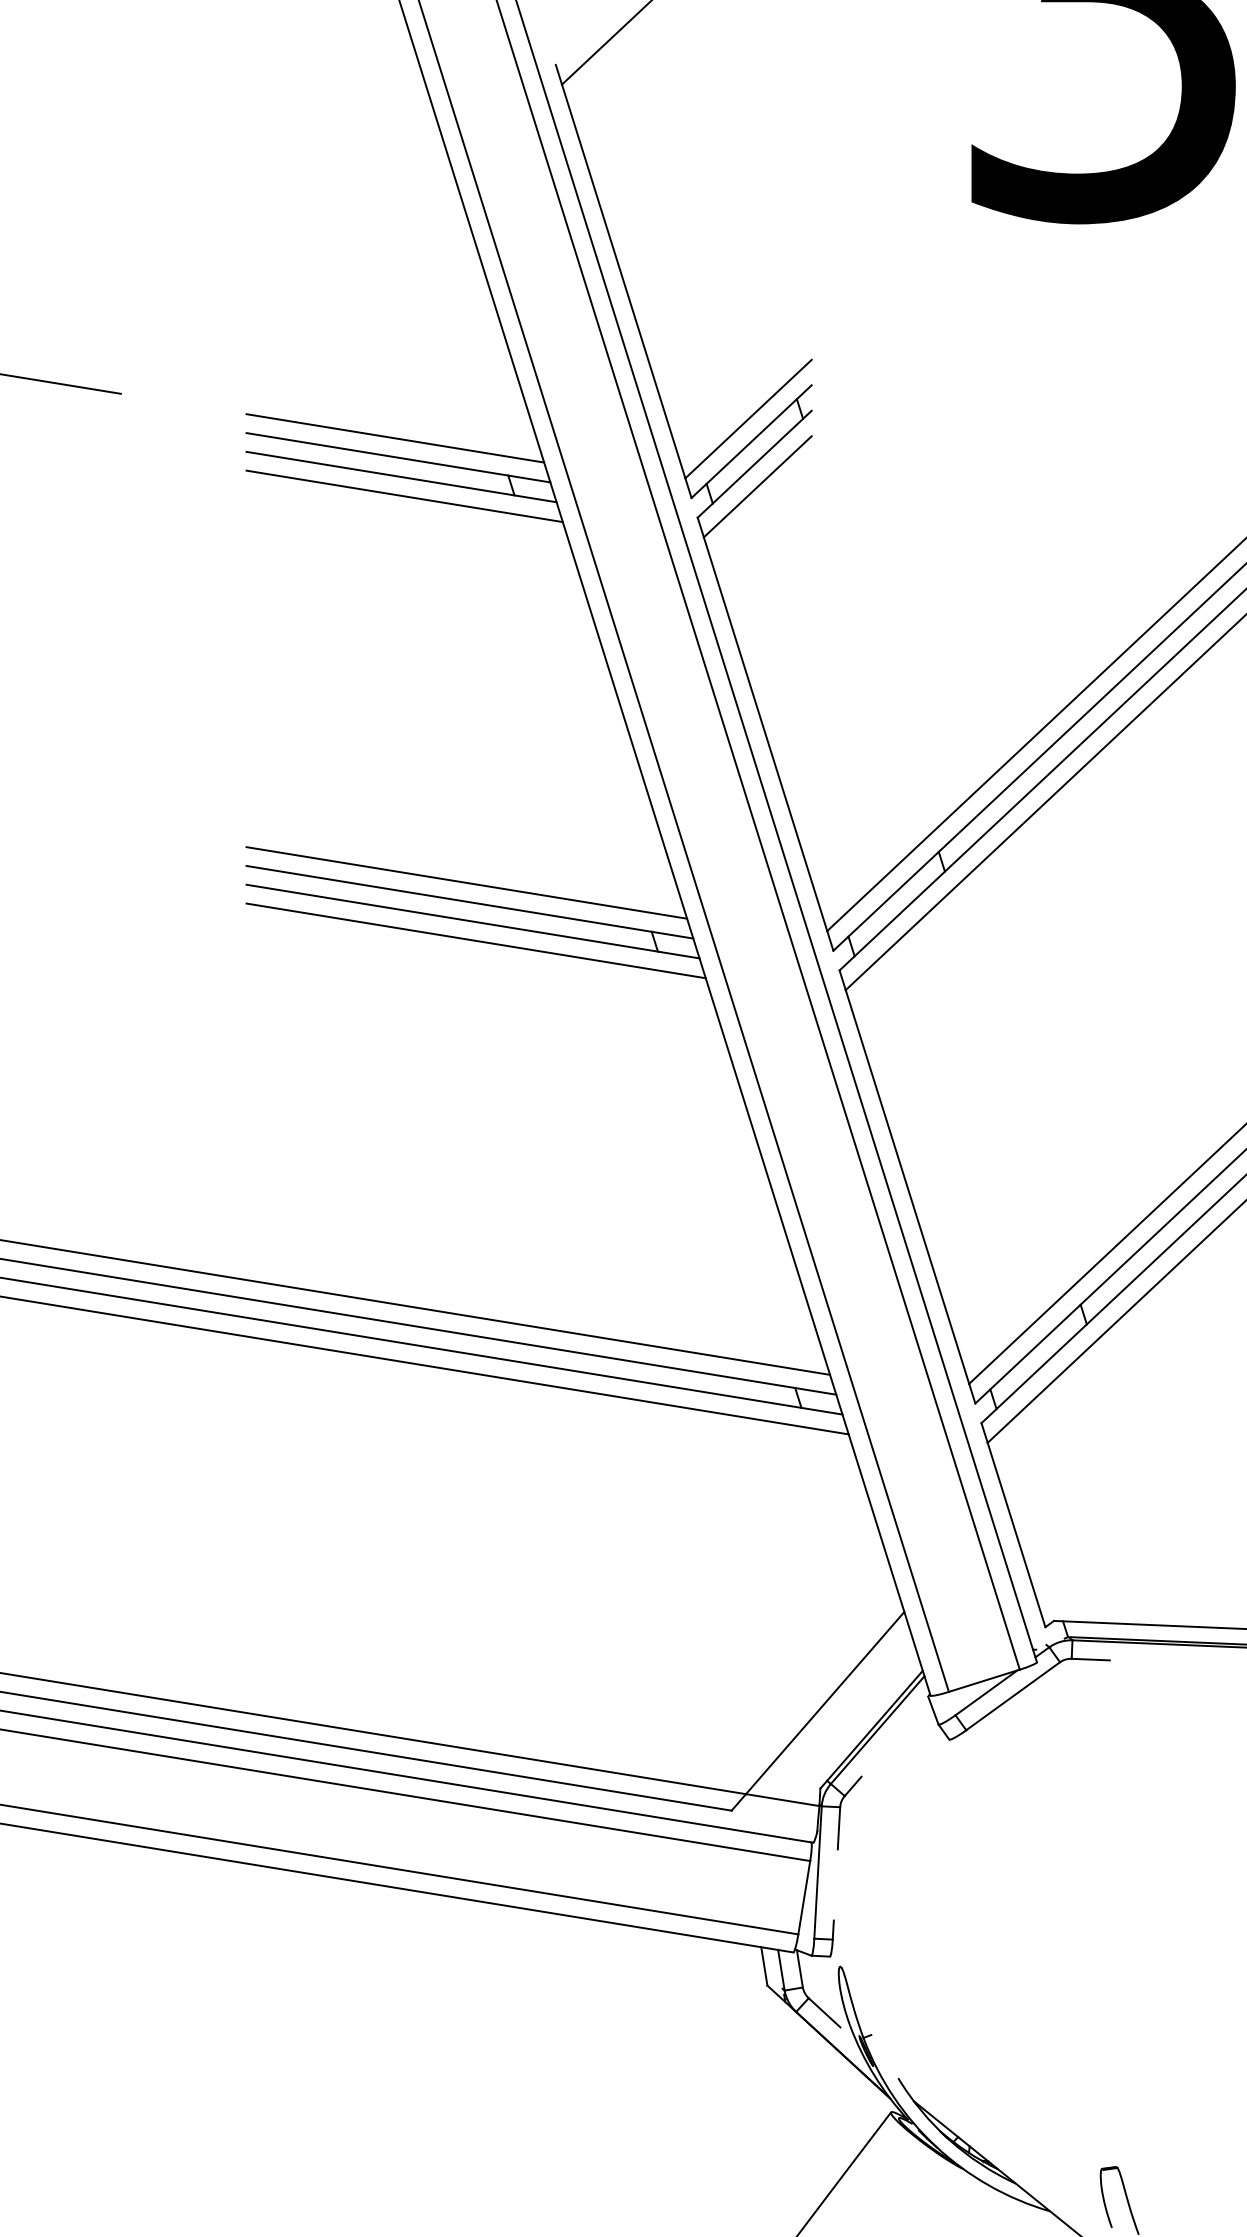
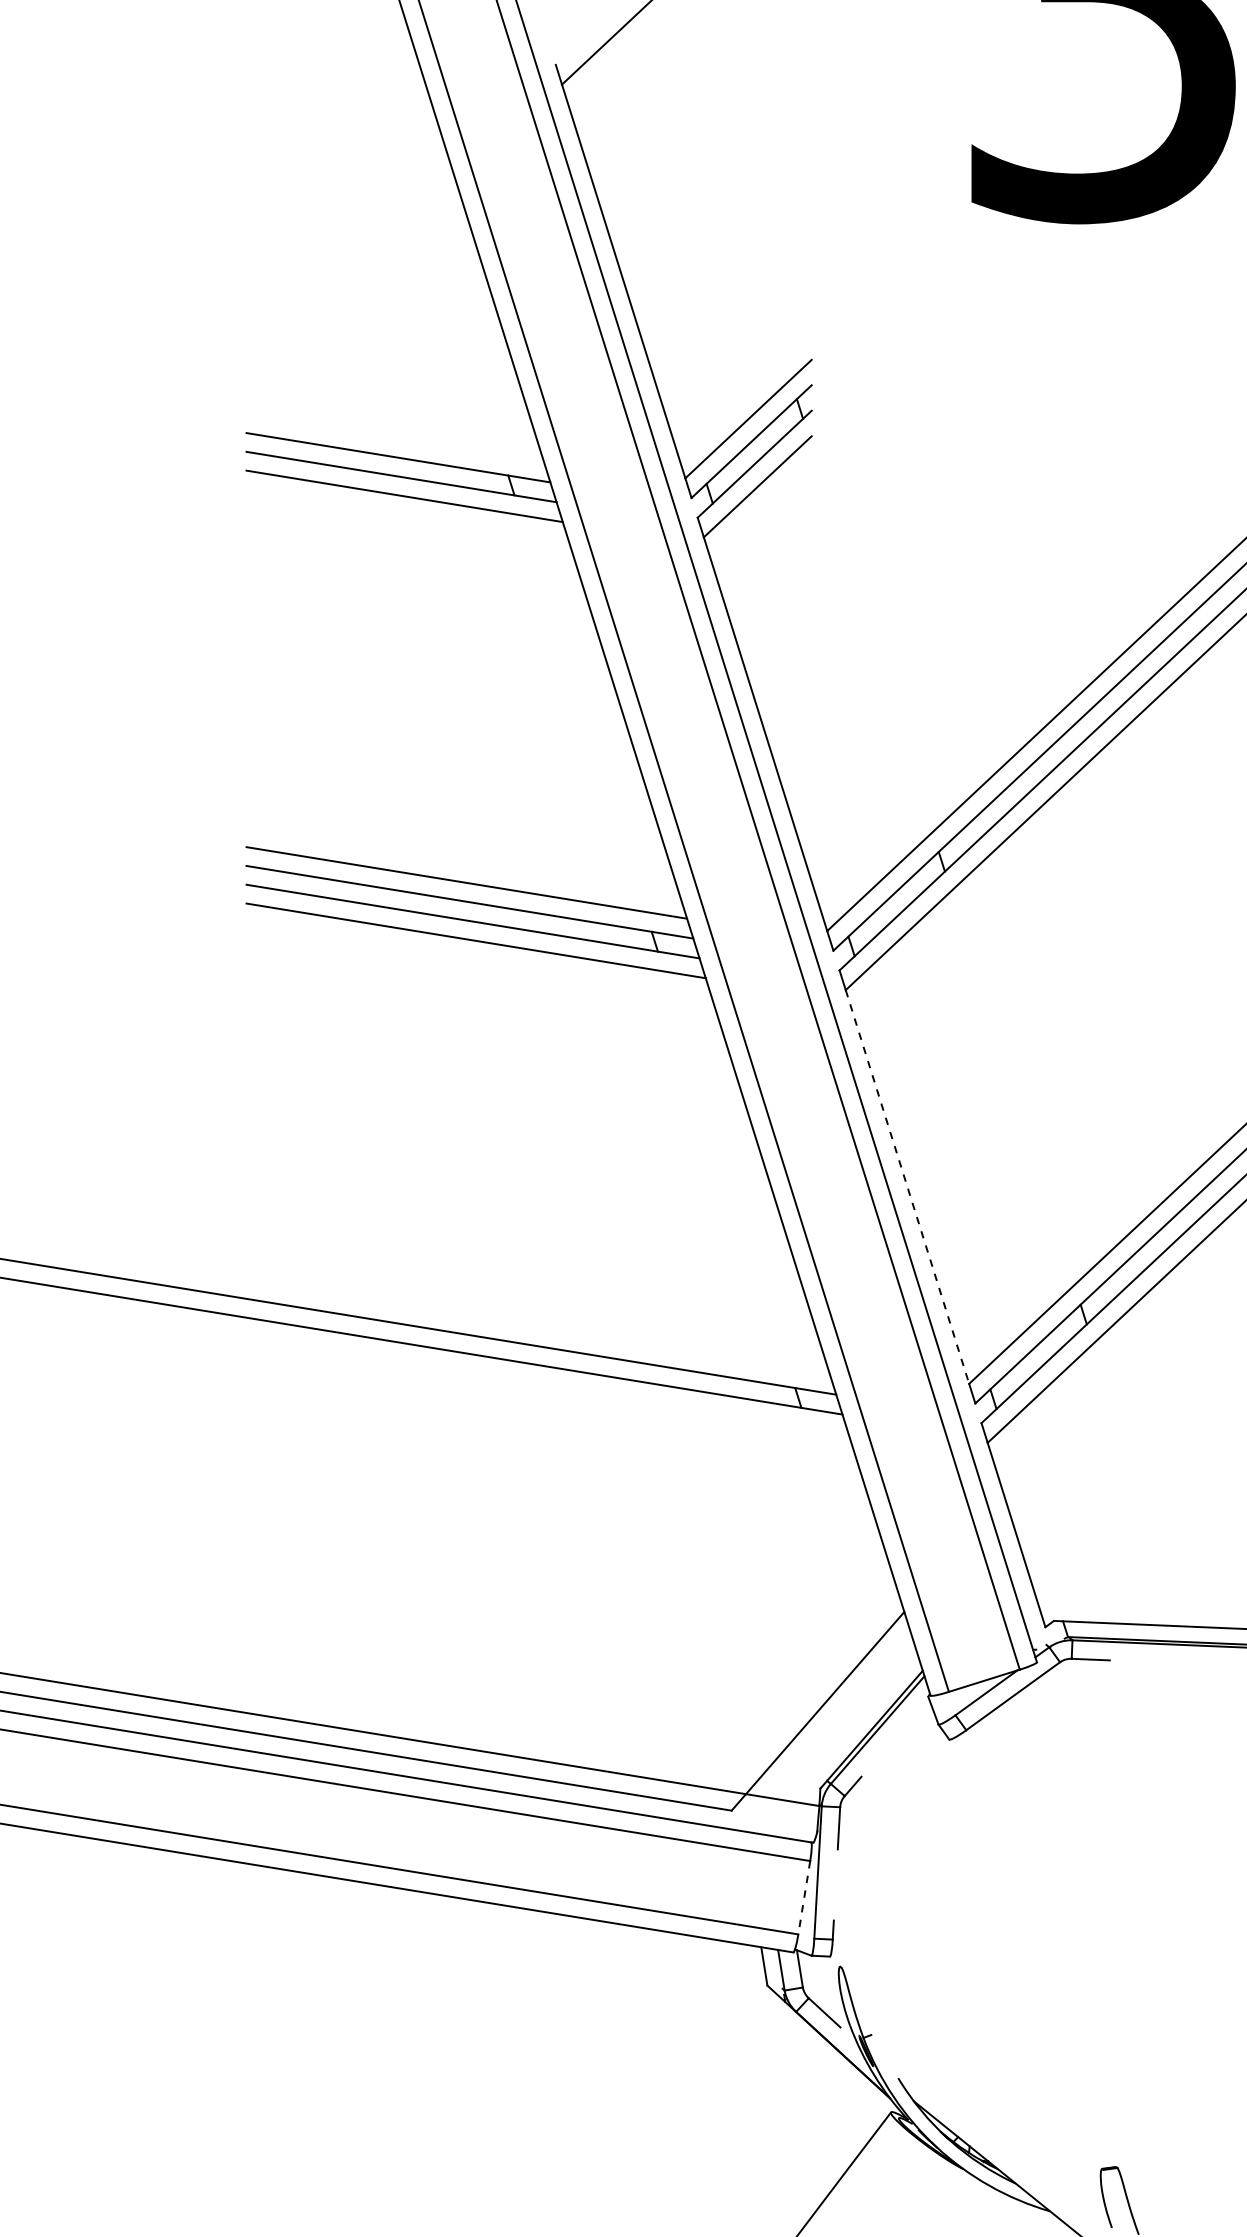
line: present -> none (61, 383)
line: present -> none (395, 438)
line: solid -> dashed (907, 1187)
line: present -> none (416, 1307)
line: present -> none (425, 1365)
line: solid -> dashed (804, 1898)
